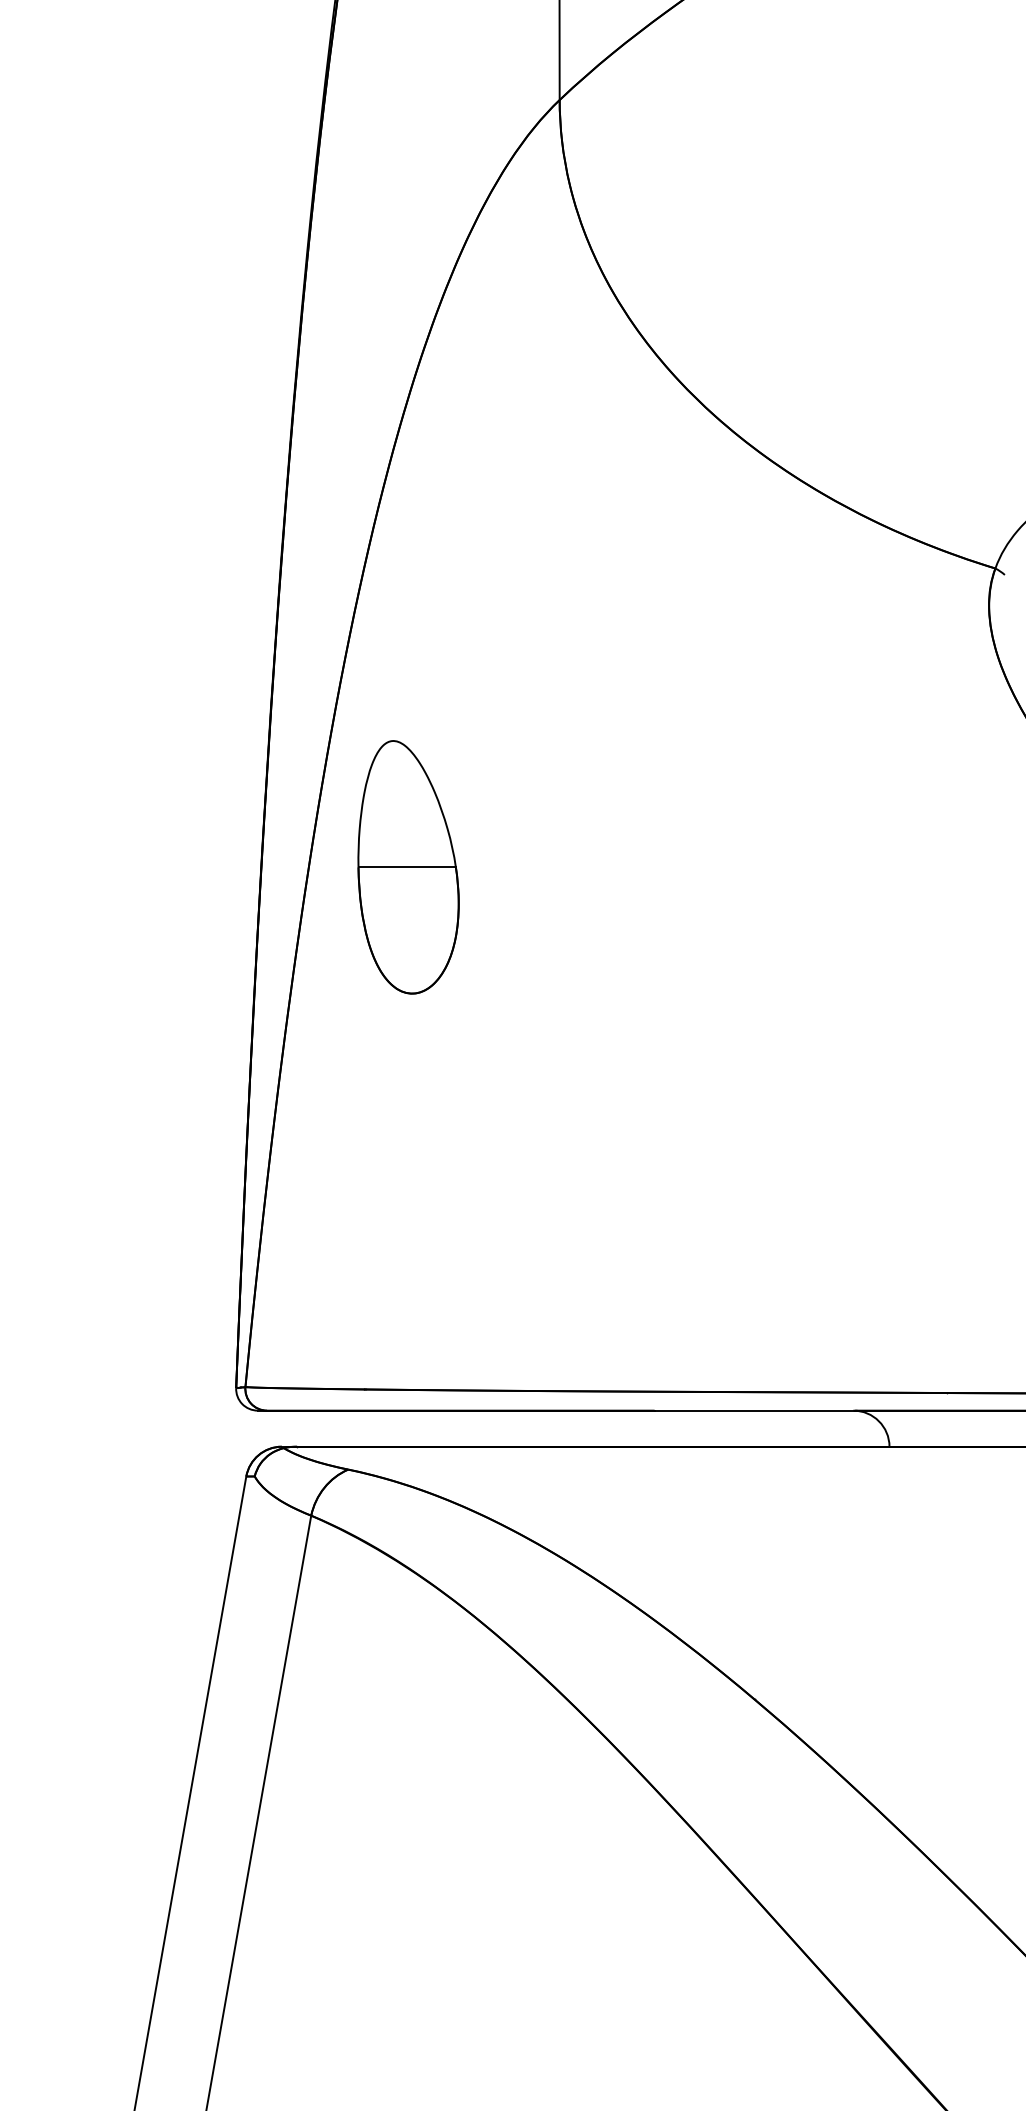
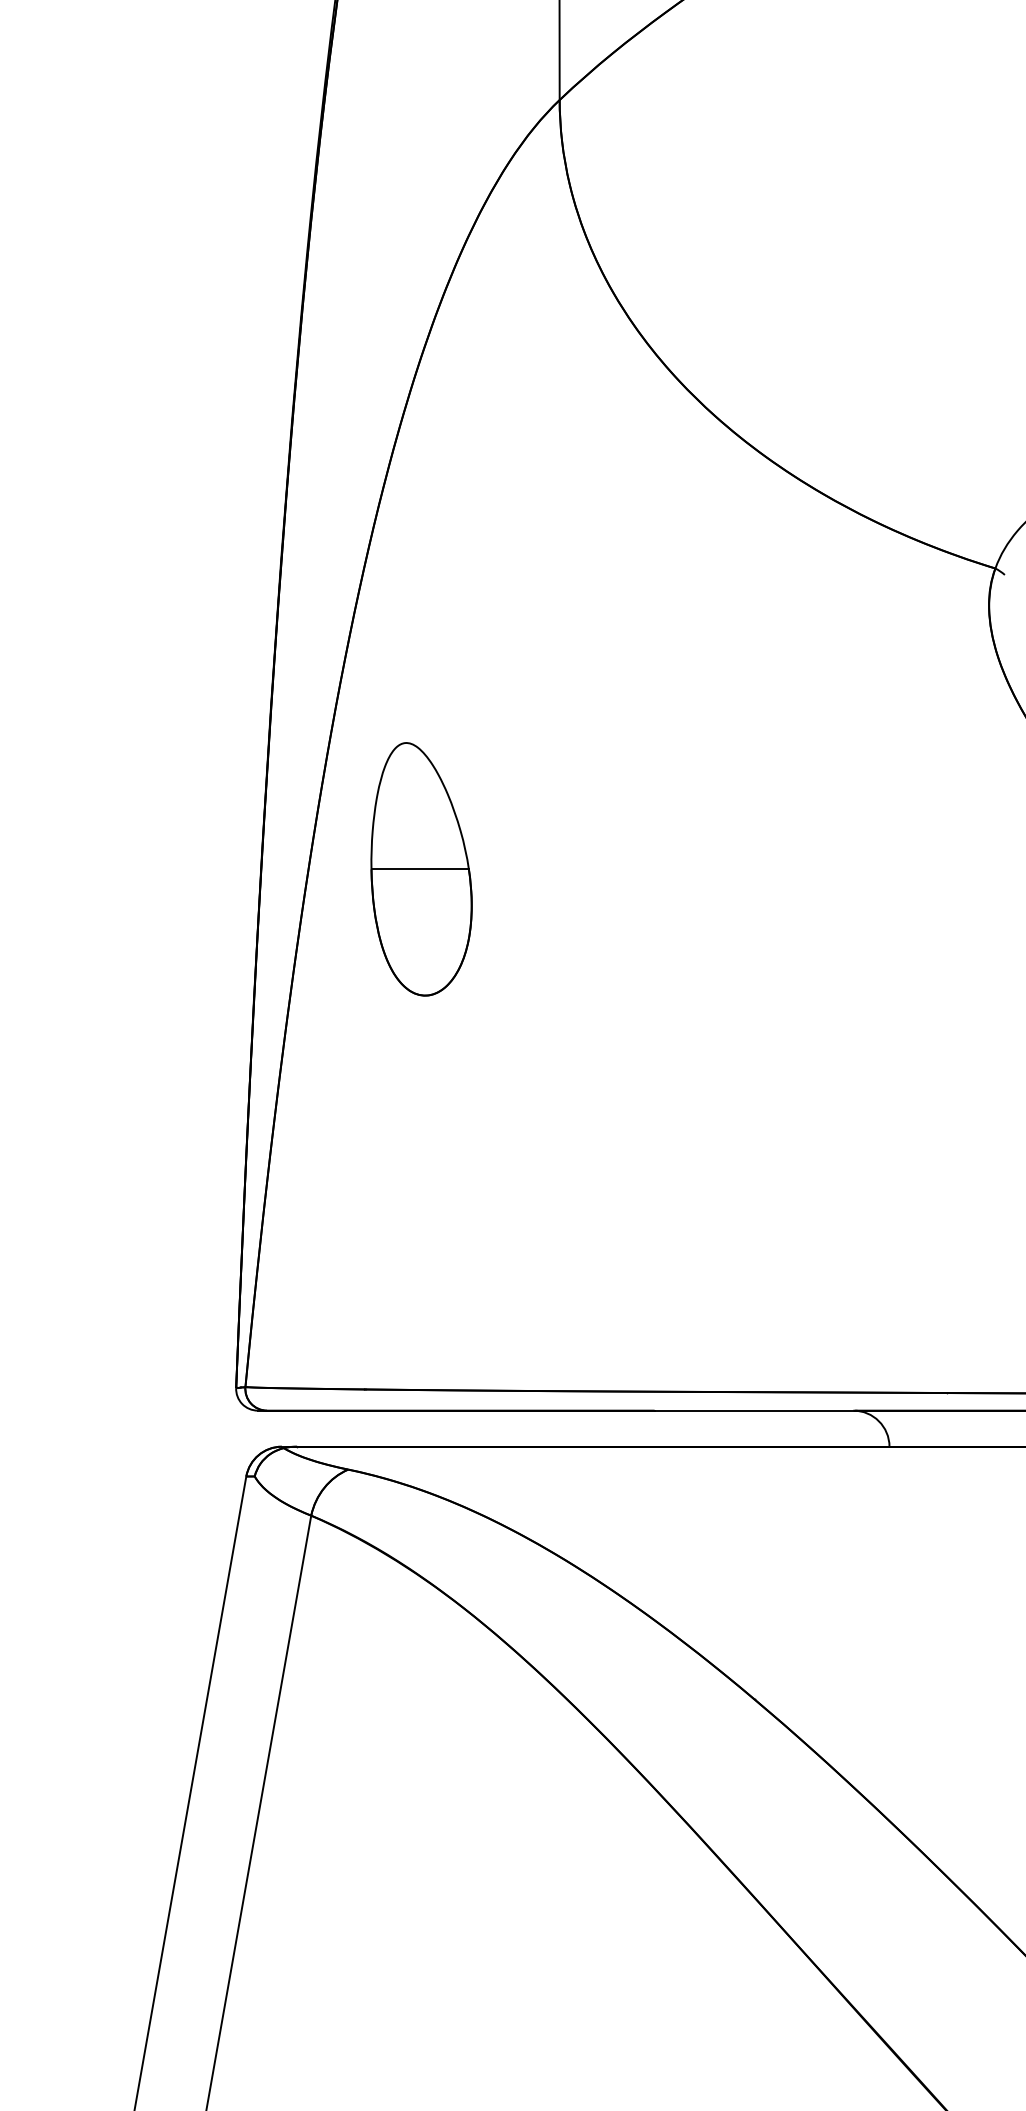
part position: (408, 867) -> (421, 869) (421, 869)
